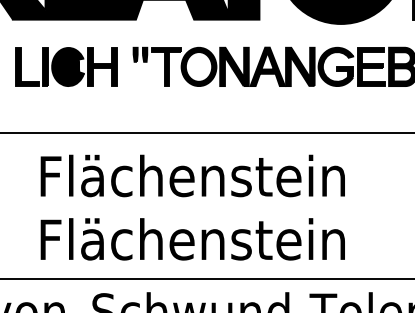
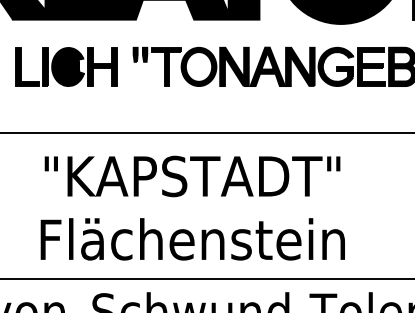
text: Flächenstein -> "KAPSTADT" (192, 175)
